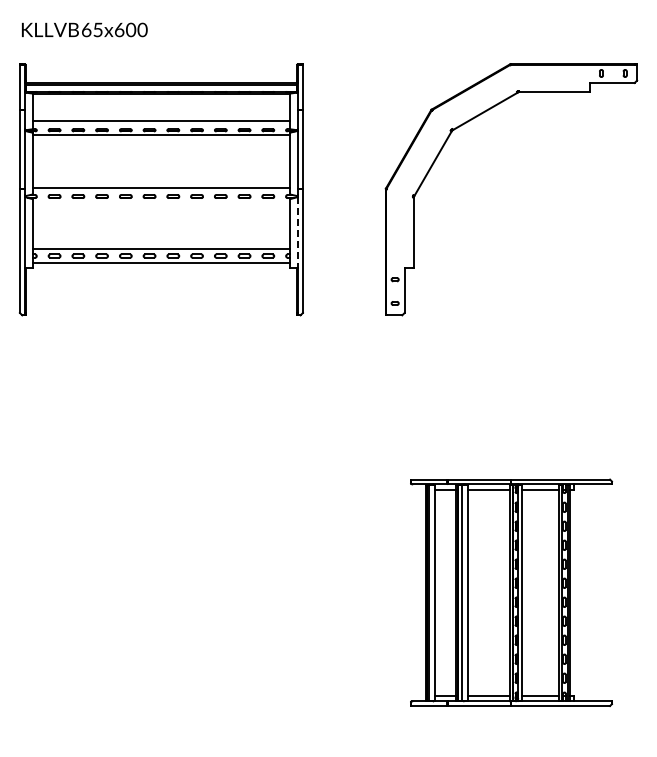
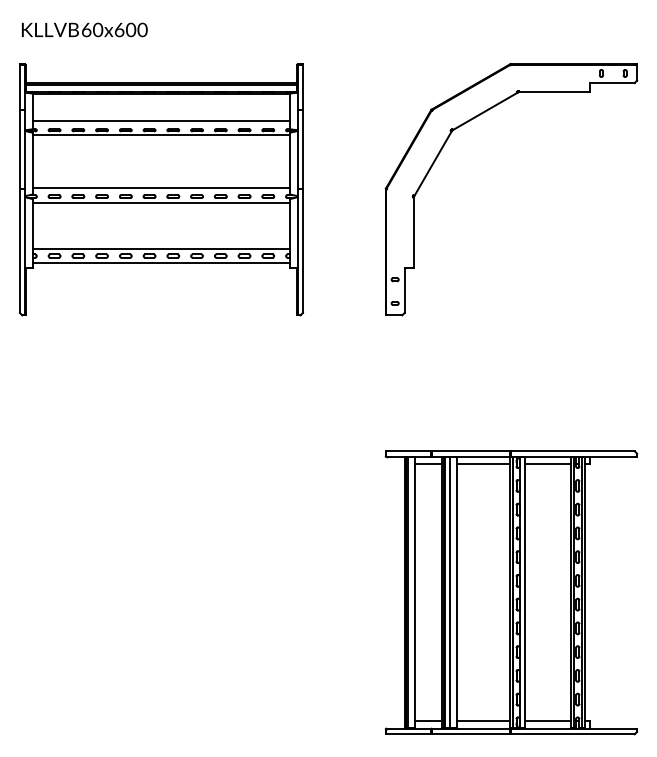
text: 65x600 -> 60x600 (98, 29)
line: none -> present (160, 203)
line: dashed -> solid (297, 233)
part size: 203x229 px -> 255x286 px (511, 592)
